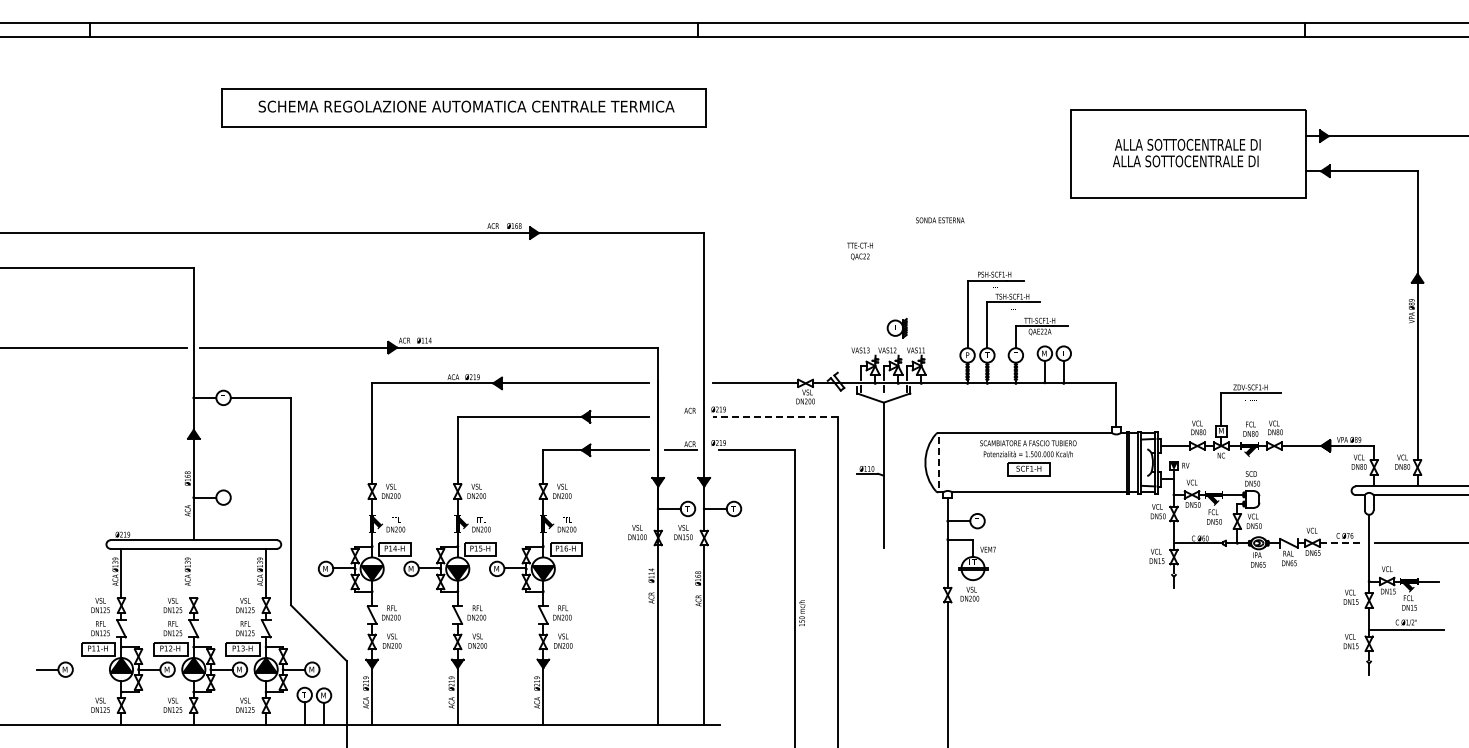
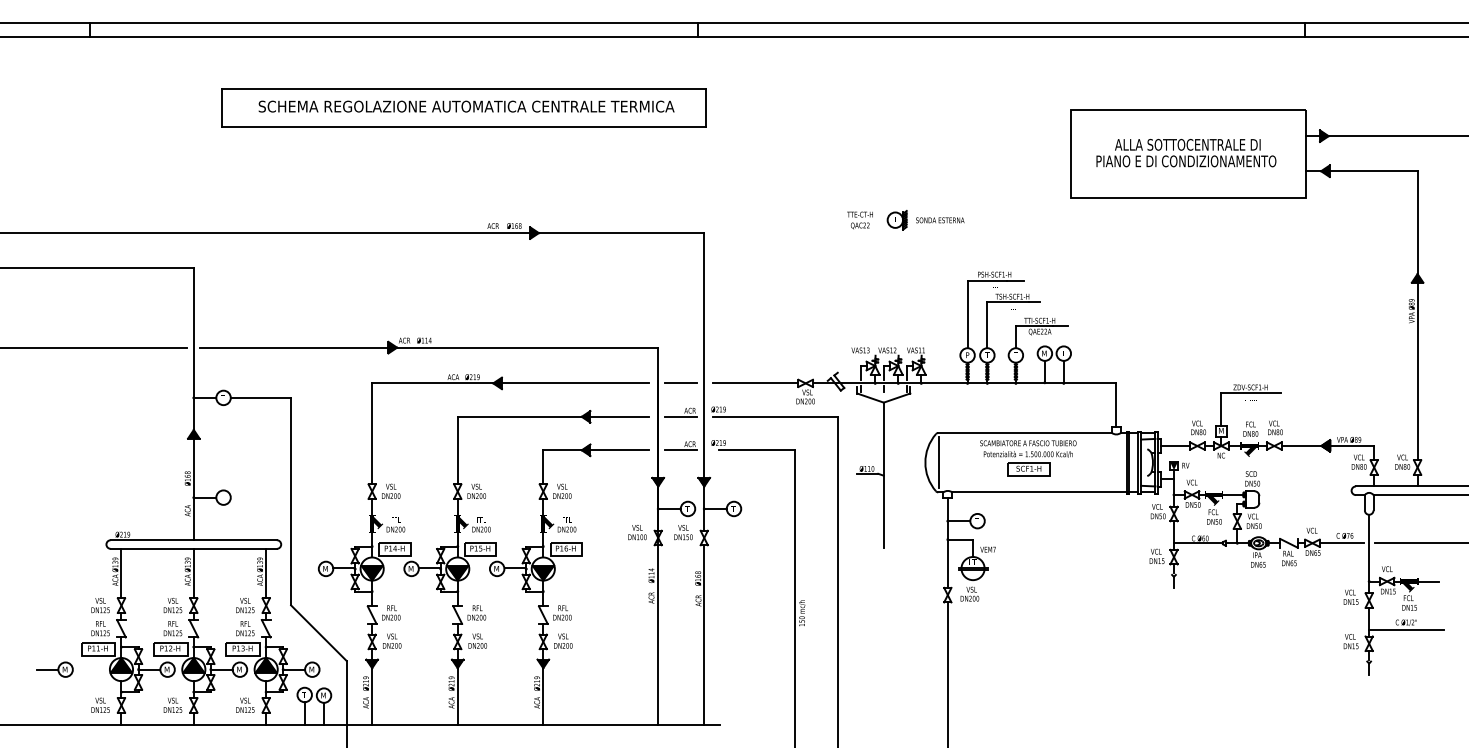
text: ALLA SOTTOCENTRALE DI -> PIANO E DI CONDIZIONAMENTO (1186, 161)
text position: (859, 251) -> (859, 220) (859, 220)
part position: (896, 328) -> (896, 220) (896, 220)
line: none -> present (680, 383)
line: none -> present (680, 416)
line: dashed -> solid (775, 416)
line: dashed -> solid (938, 463)
line: dashed -> solid (1342, 543)
line: none -> present (193, 573)
